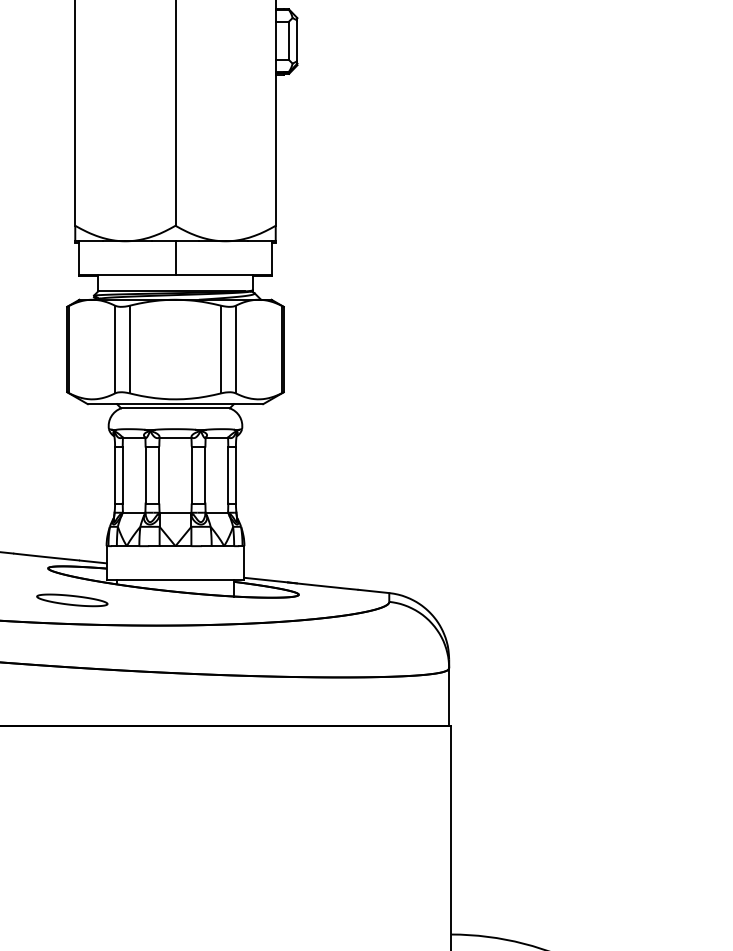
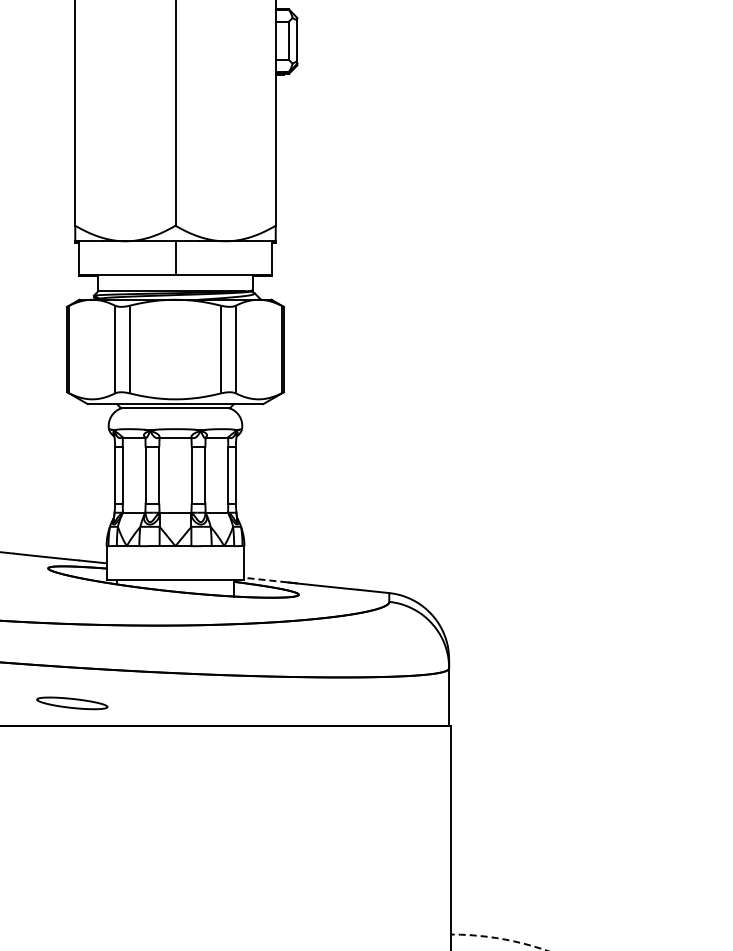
line: solid -> dashed (265, 580)
part position: (72, 600) -> (72, 703) (72, 703)
arc: solid -> dashed (500, 938)
